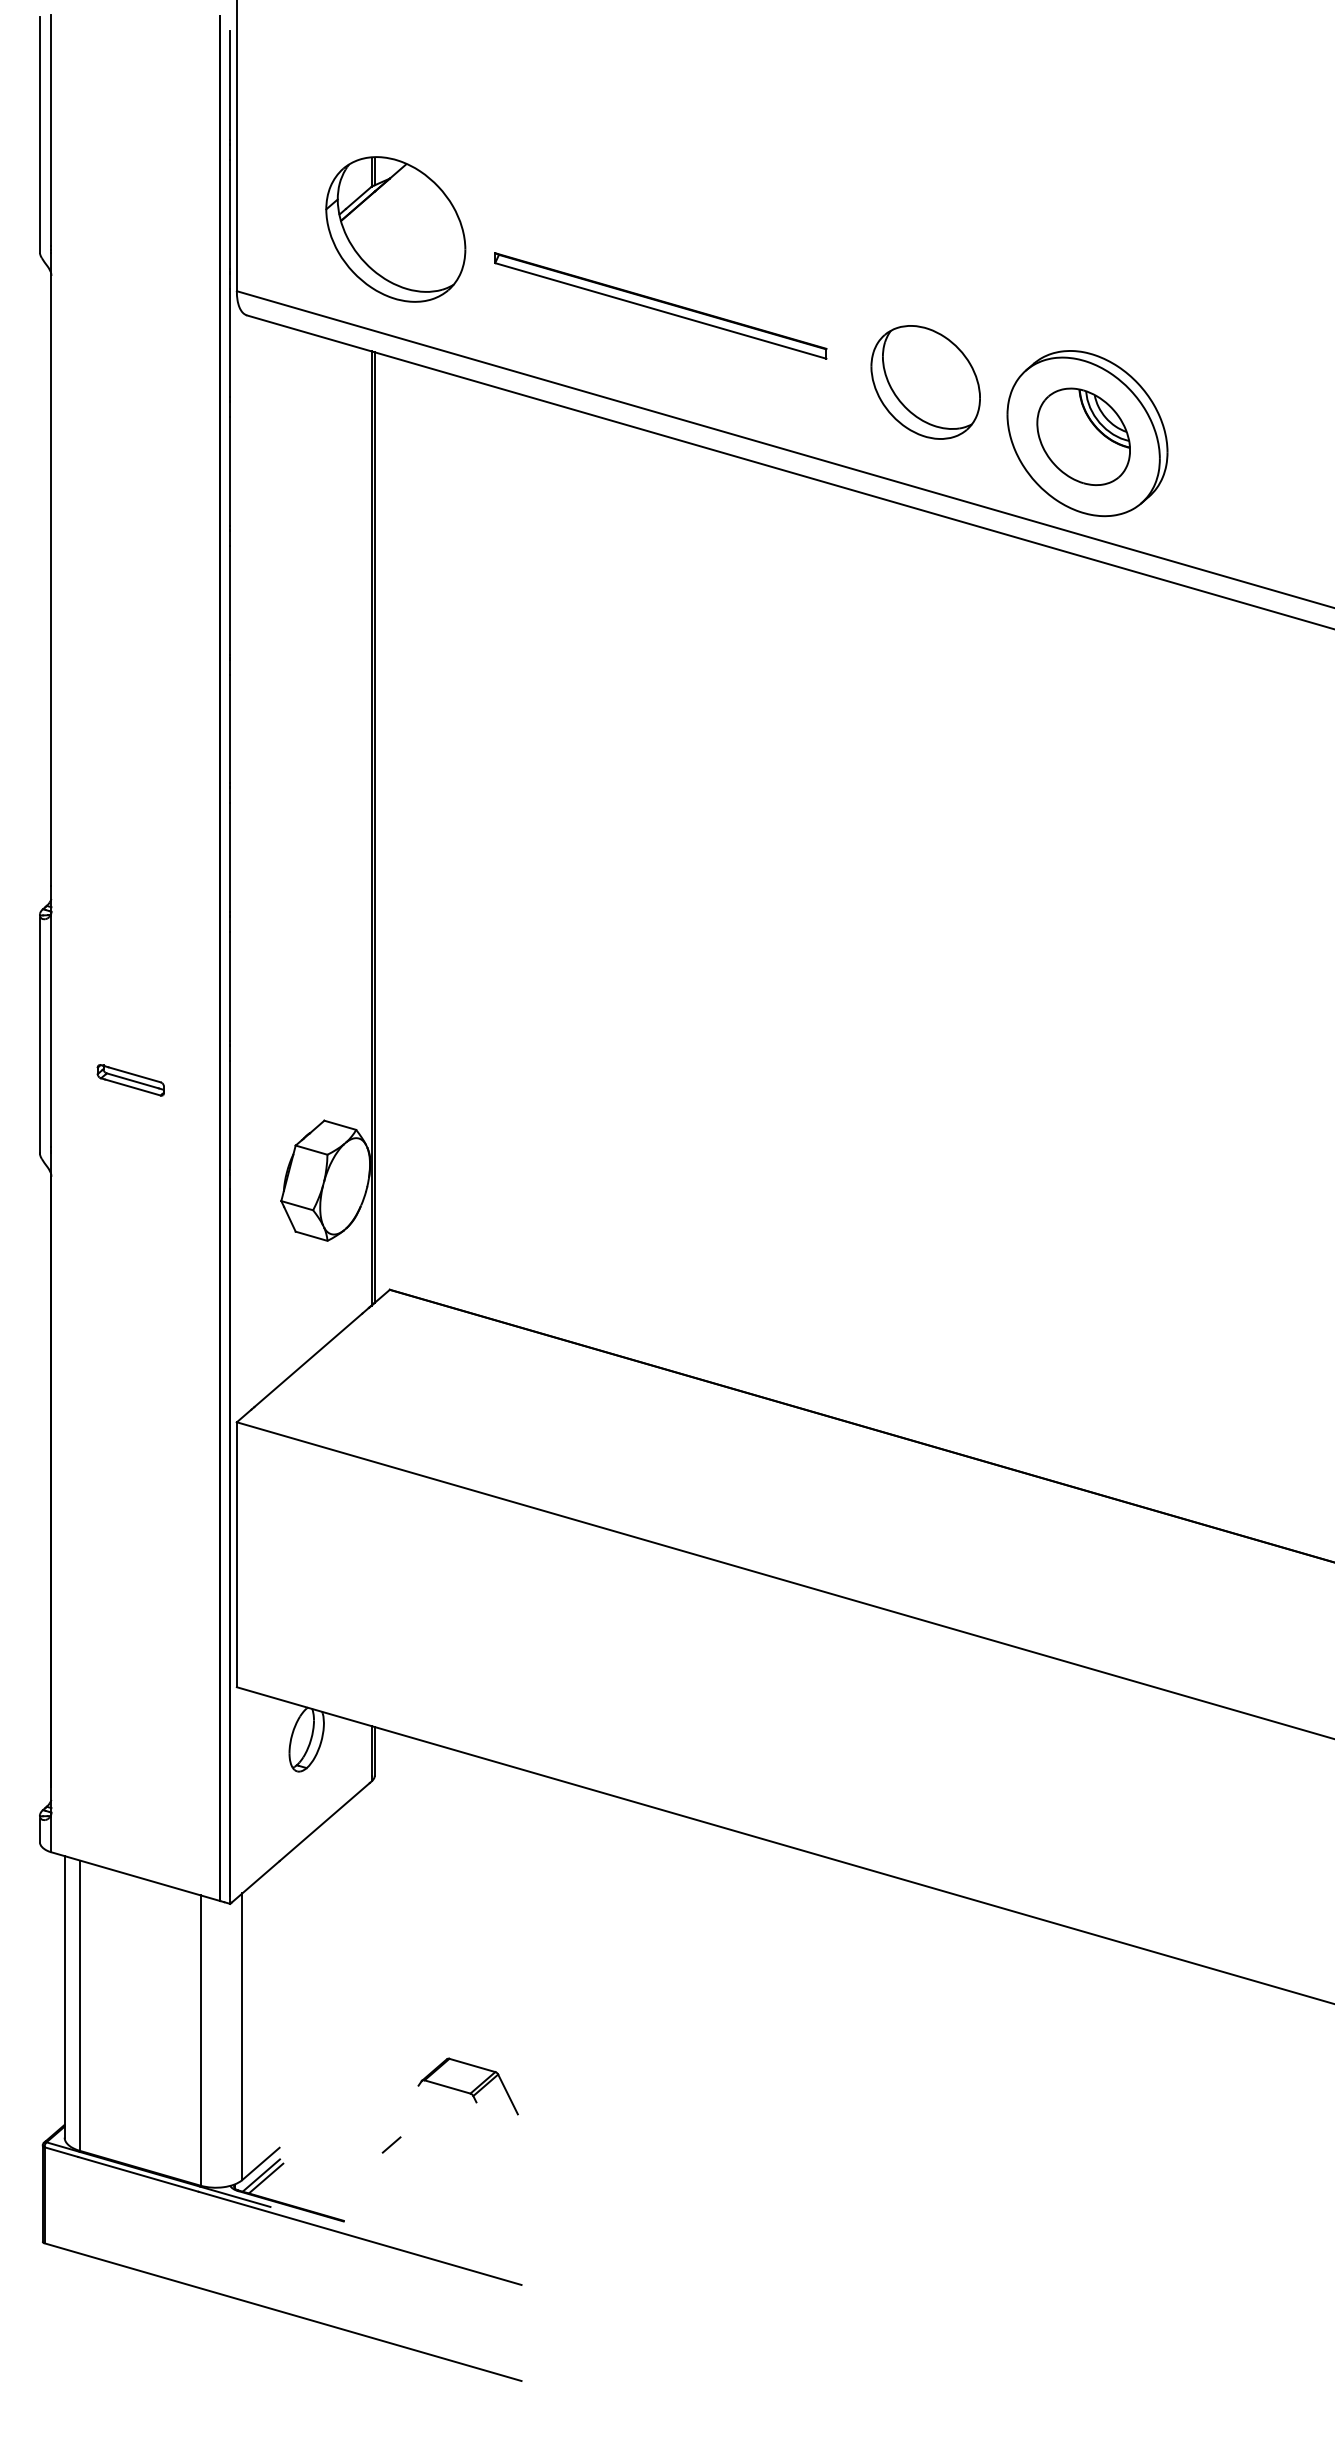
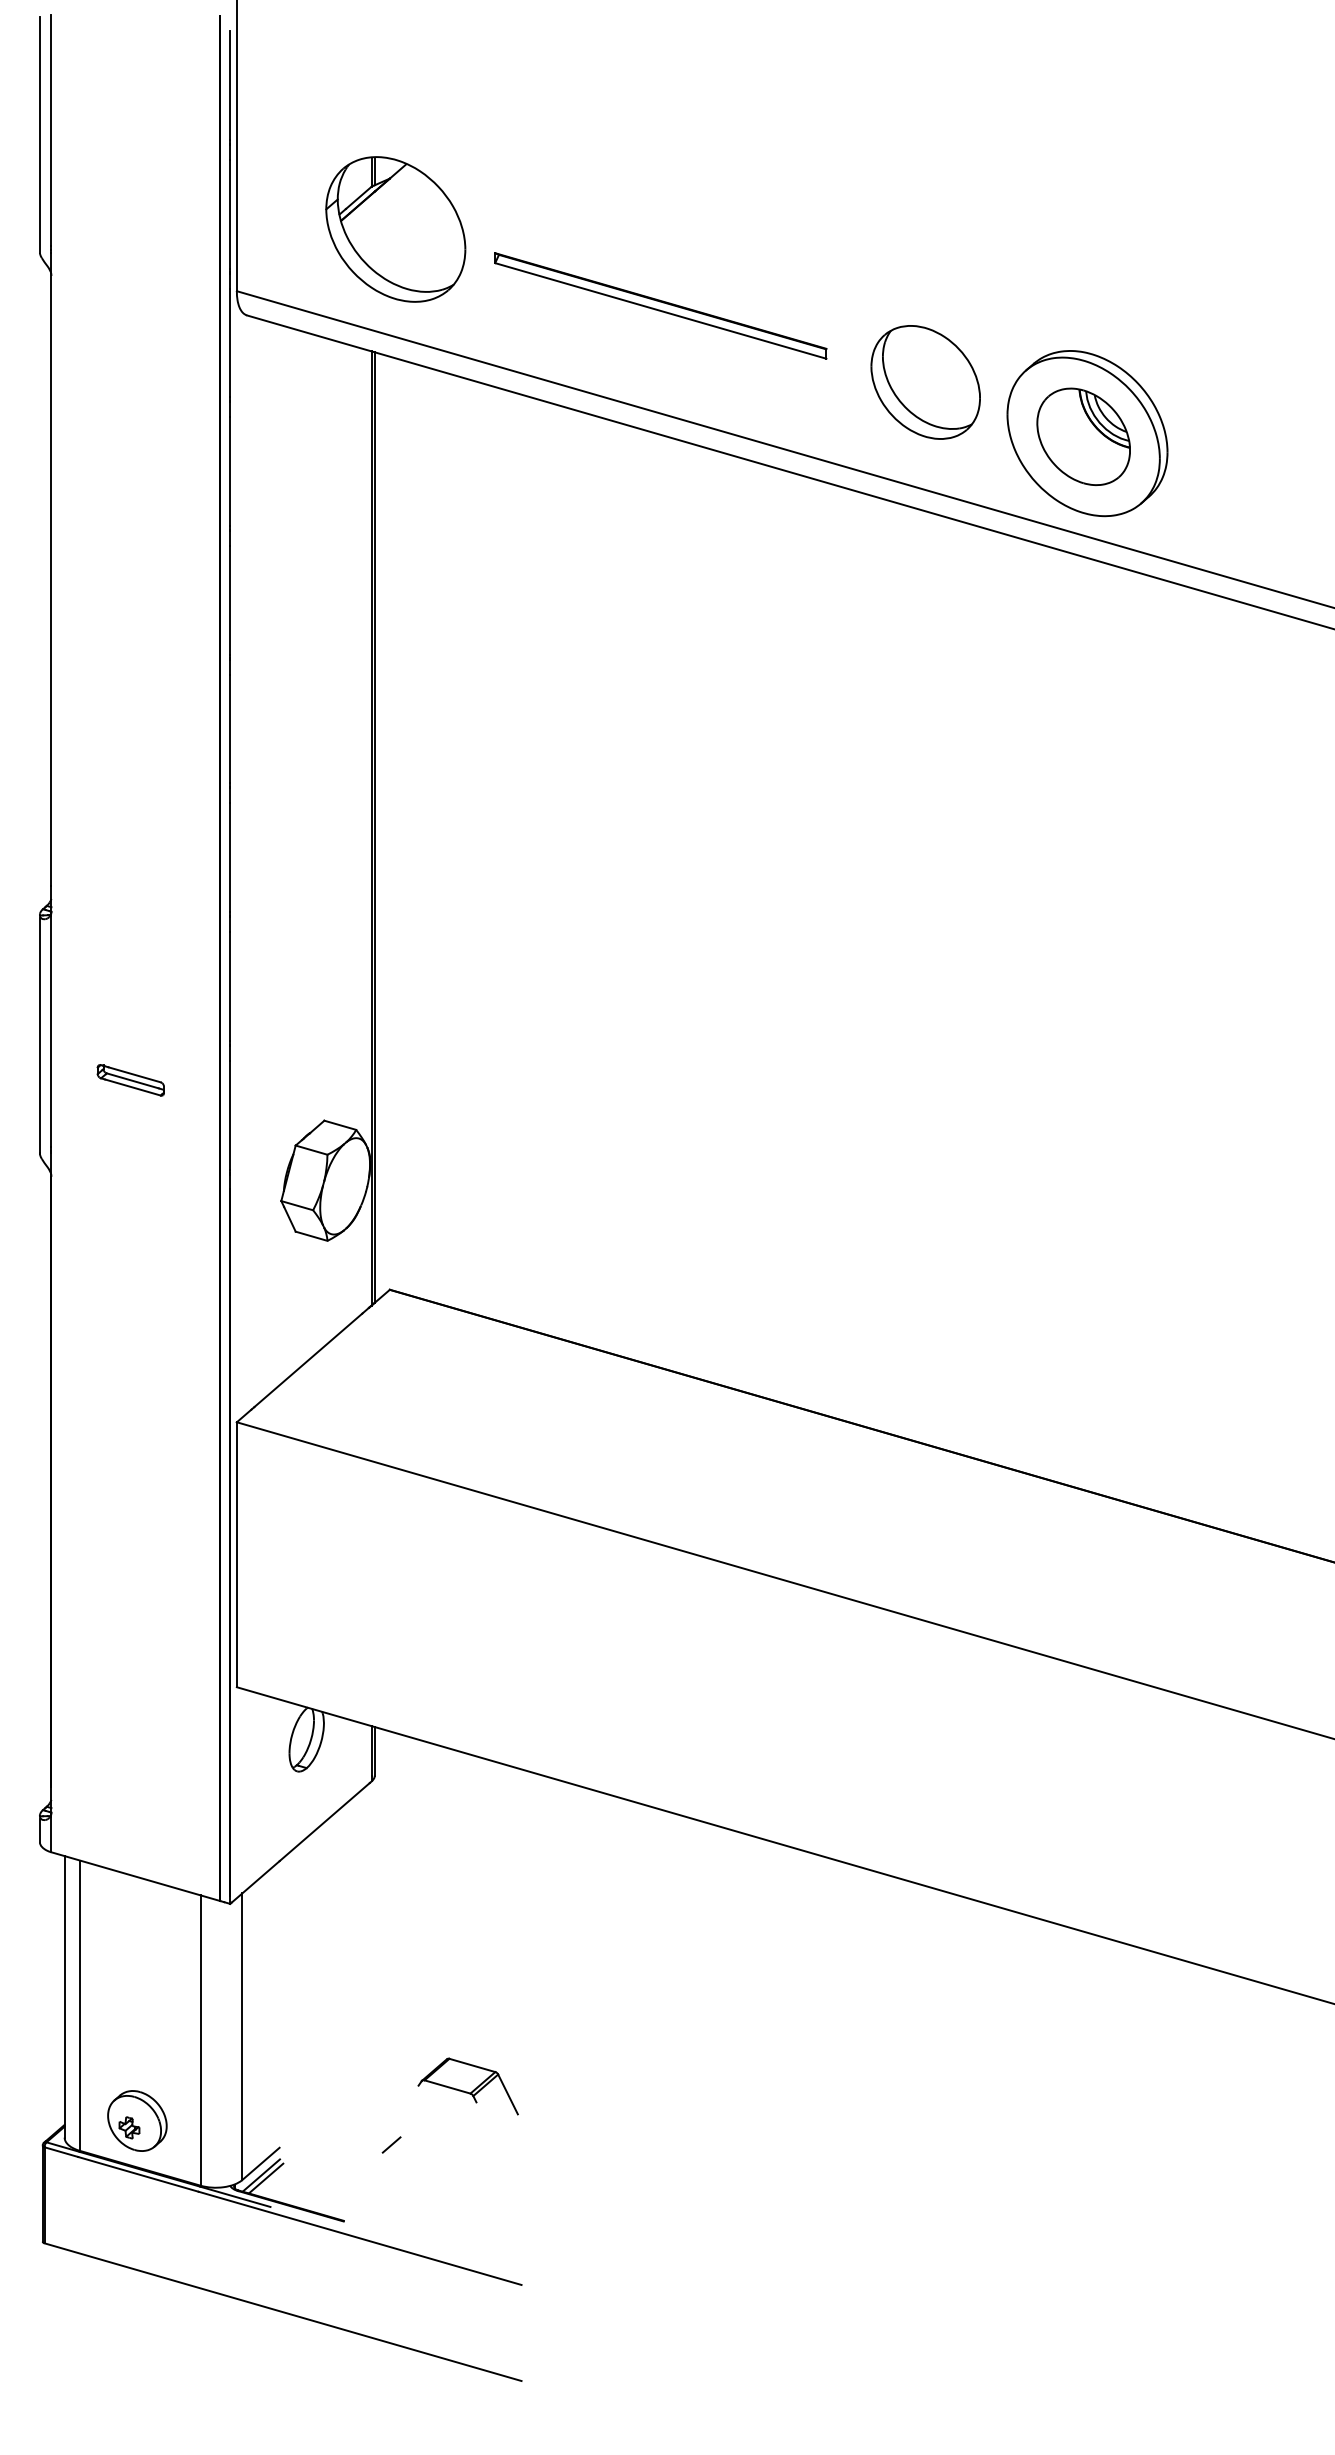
part: none -> present (137, 2120)
